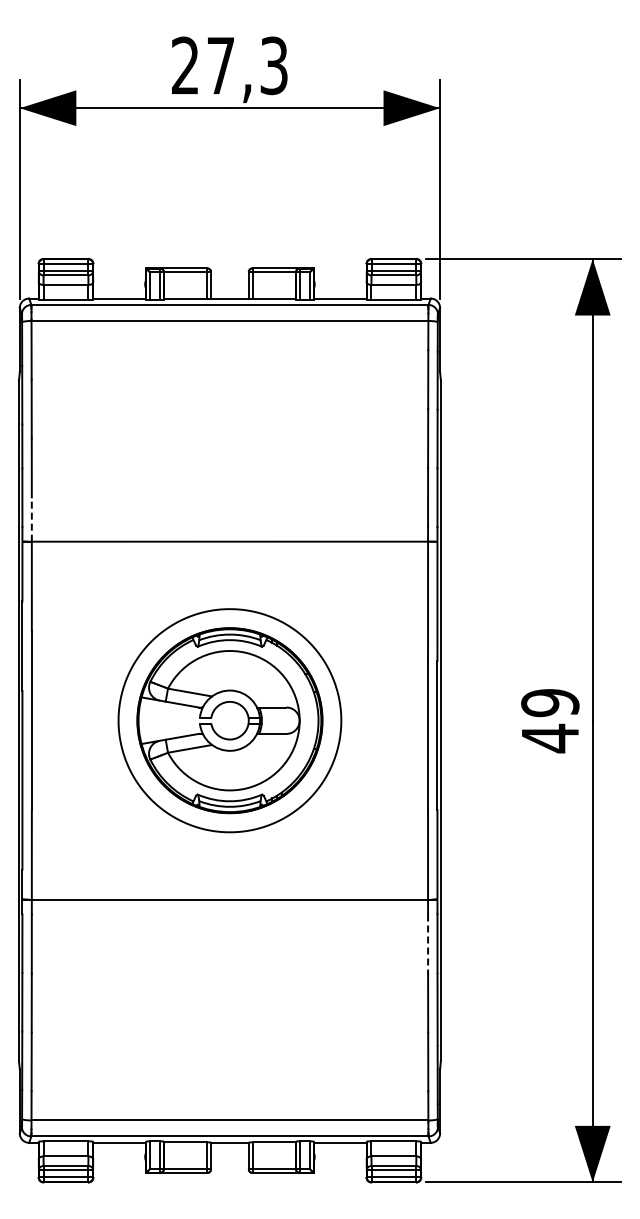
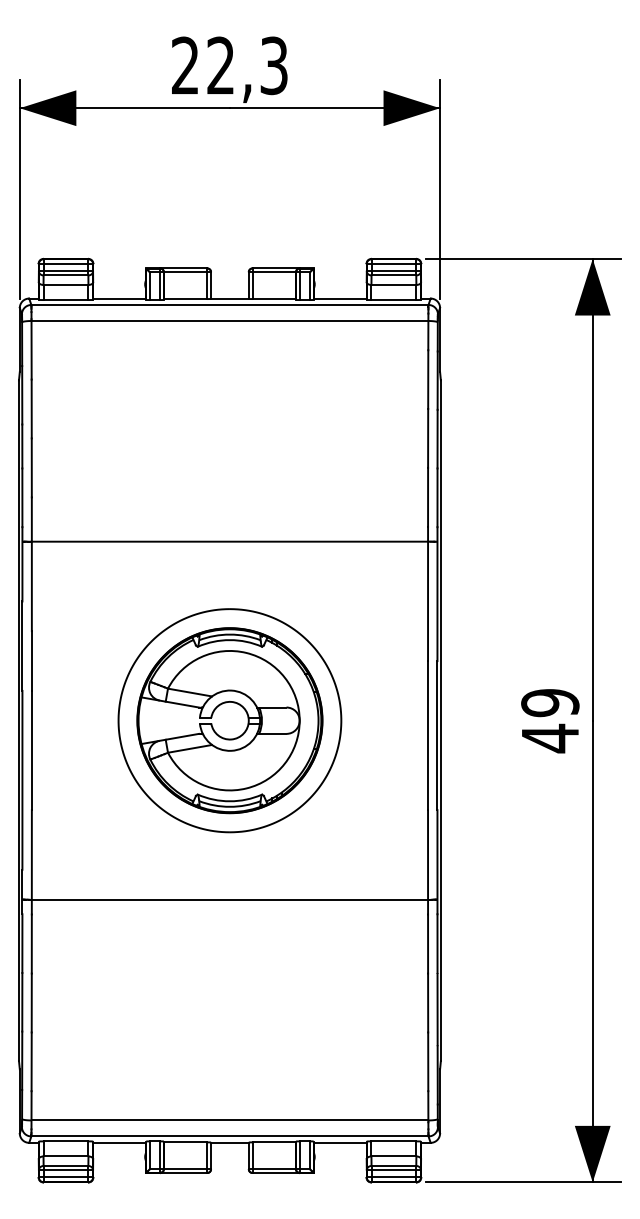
text: 27,3 -> 22,3 (220, 64)
line: dashed -> solid (31, 519)
line: dashed -> solid (428, 944)
